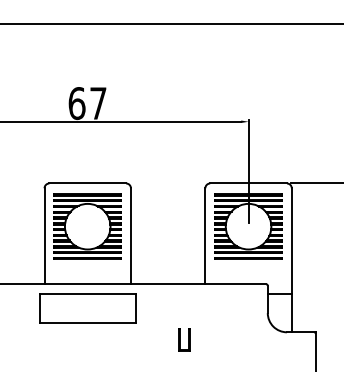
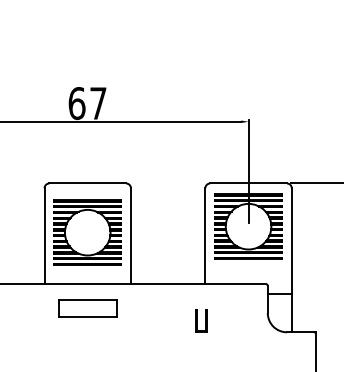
line: present -> none (171, 23)
part position: (87, 226) -> (87, 232) (87, 232)
part size: 98x31 px -> 60x19 px (87, 308)
part position: (184, 339) -> (201, 320) (201, 320)
